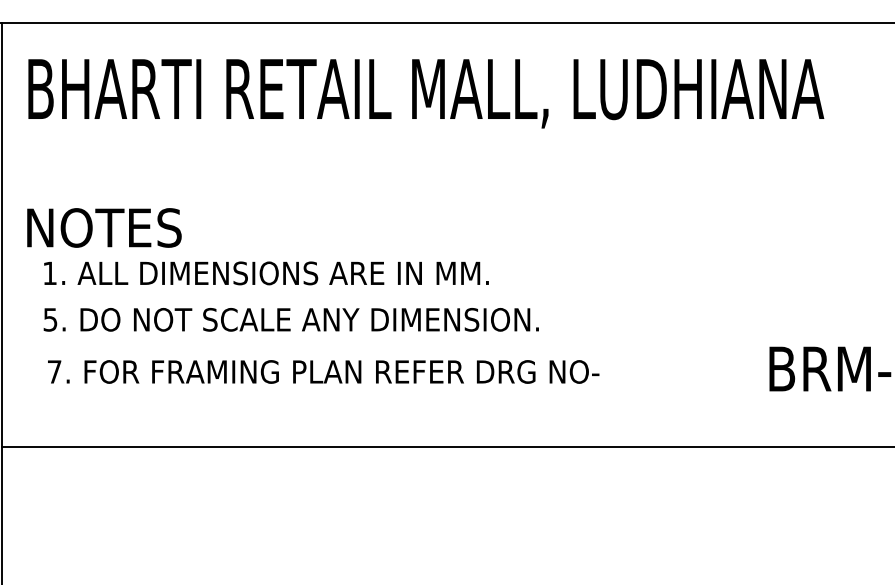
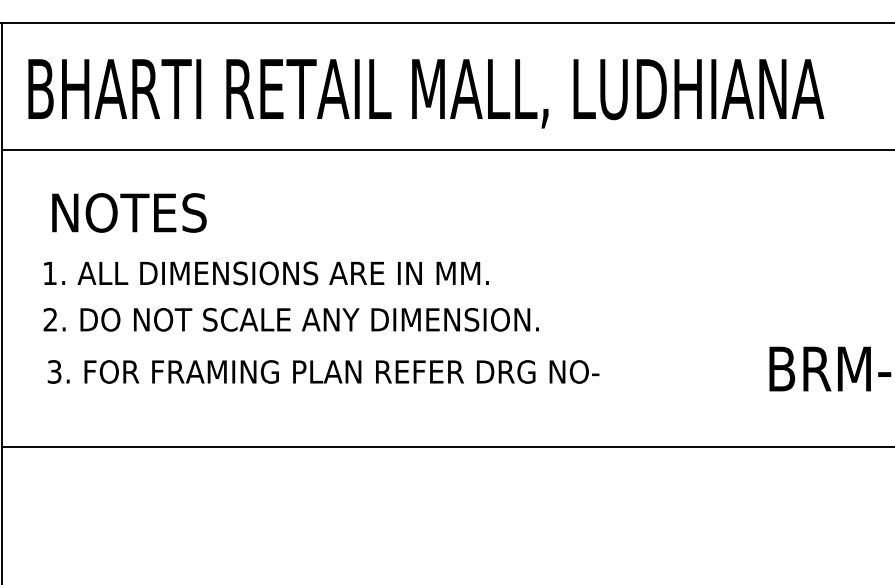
line: none -> present (446, 150)
text position: (104, 227) -> (129, 212) (129, 212)
text: 5. -> 2. (50, 319)
text: 7. -> 3. (54, 371)
